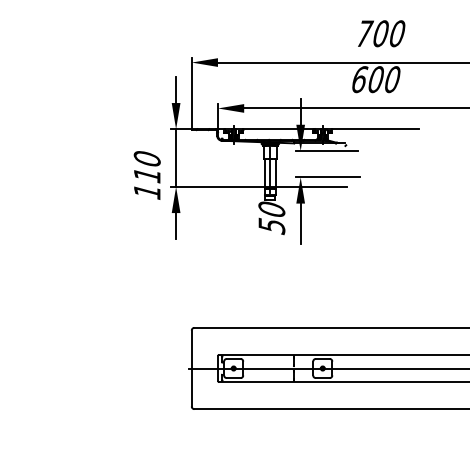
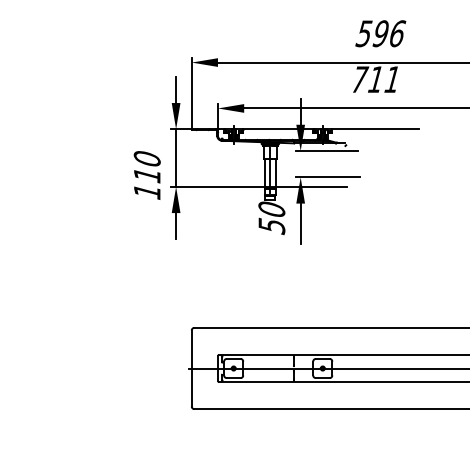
text: 700 -> 596 (380, 33)
text: 600 -> 711 (376, 79)
